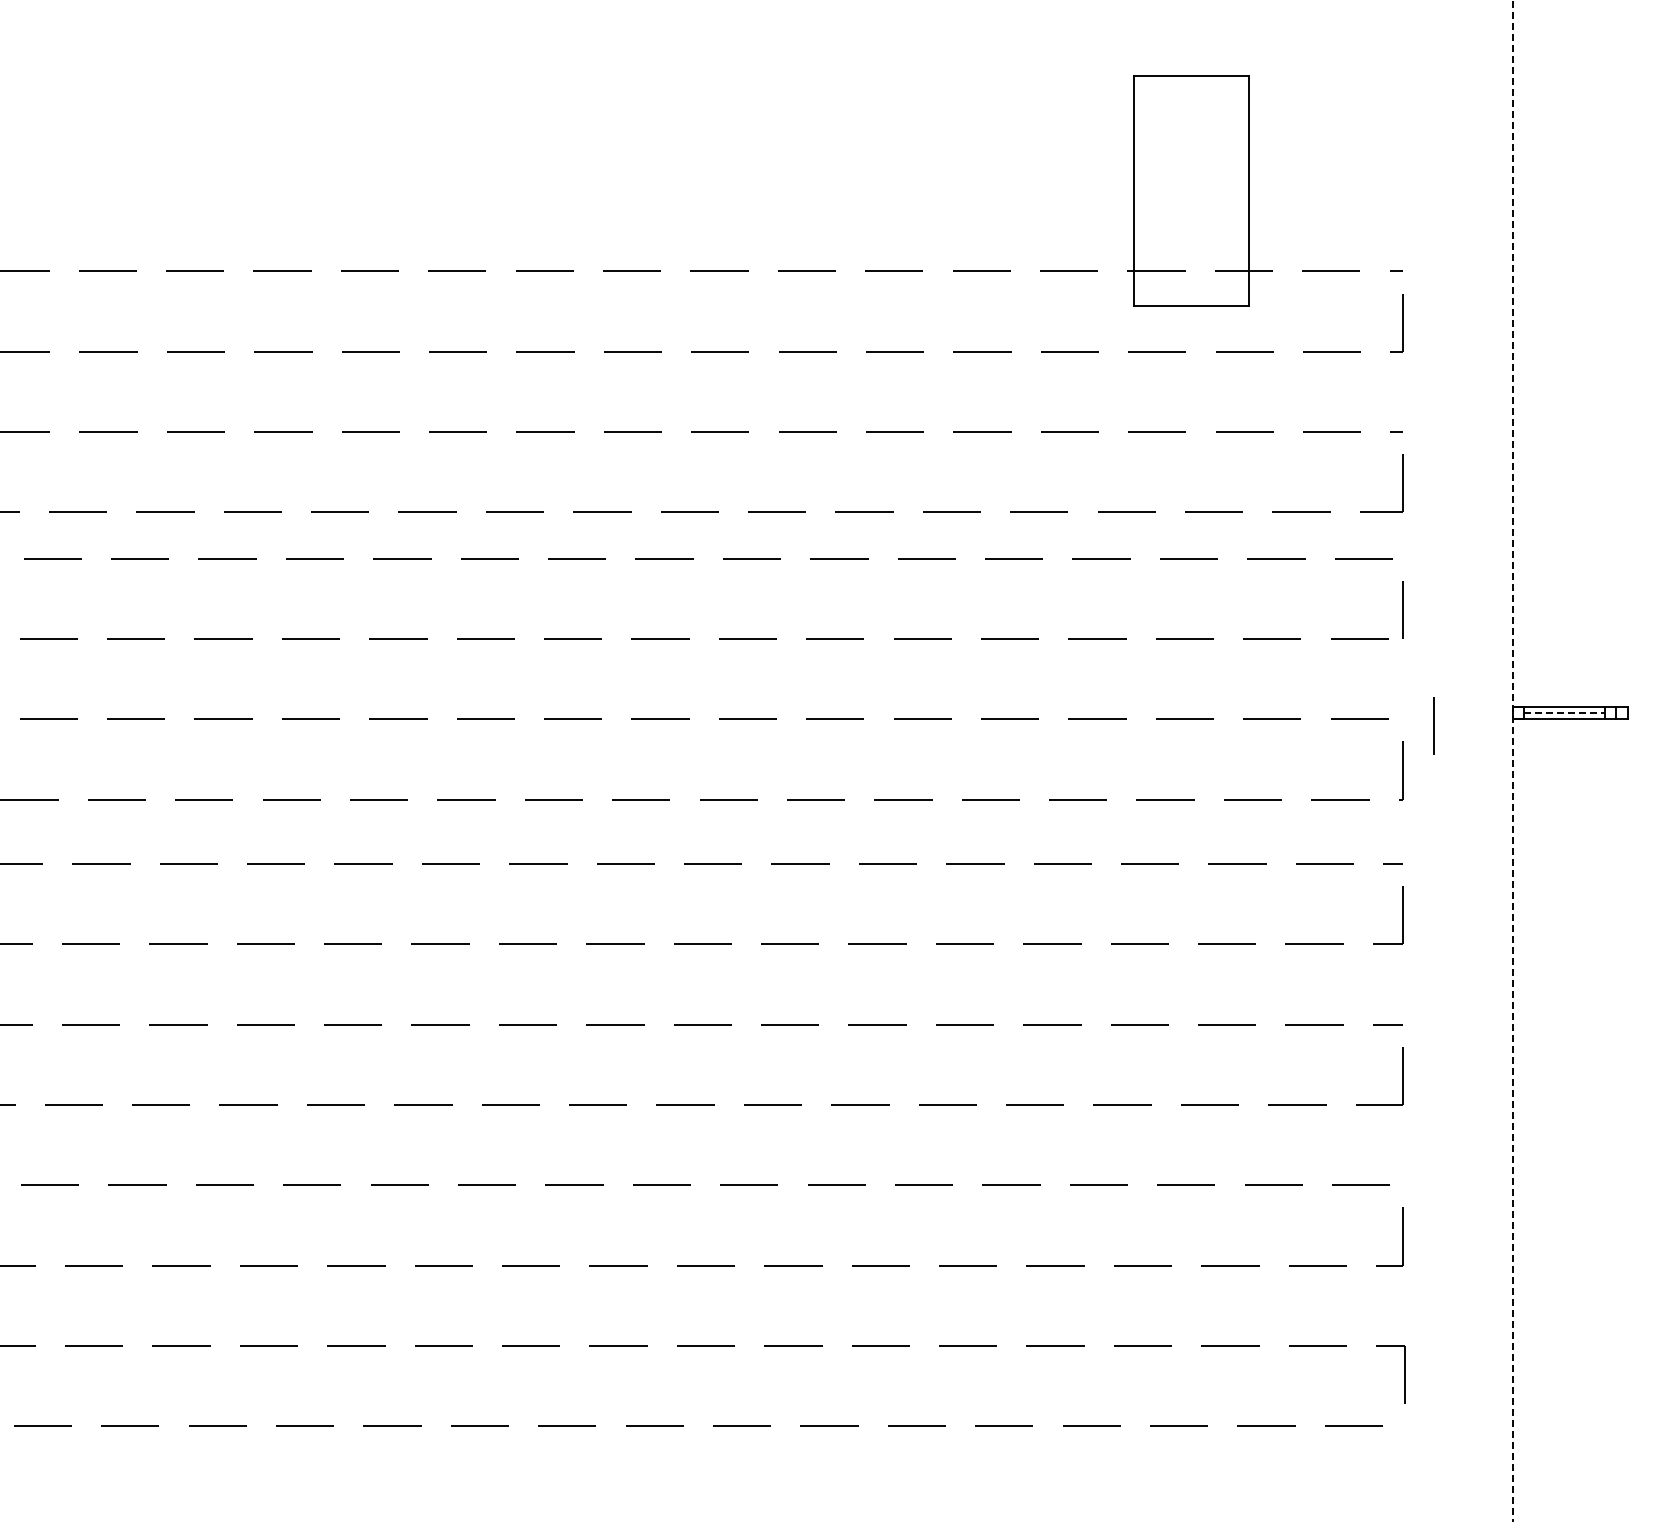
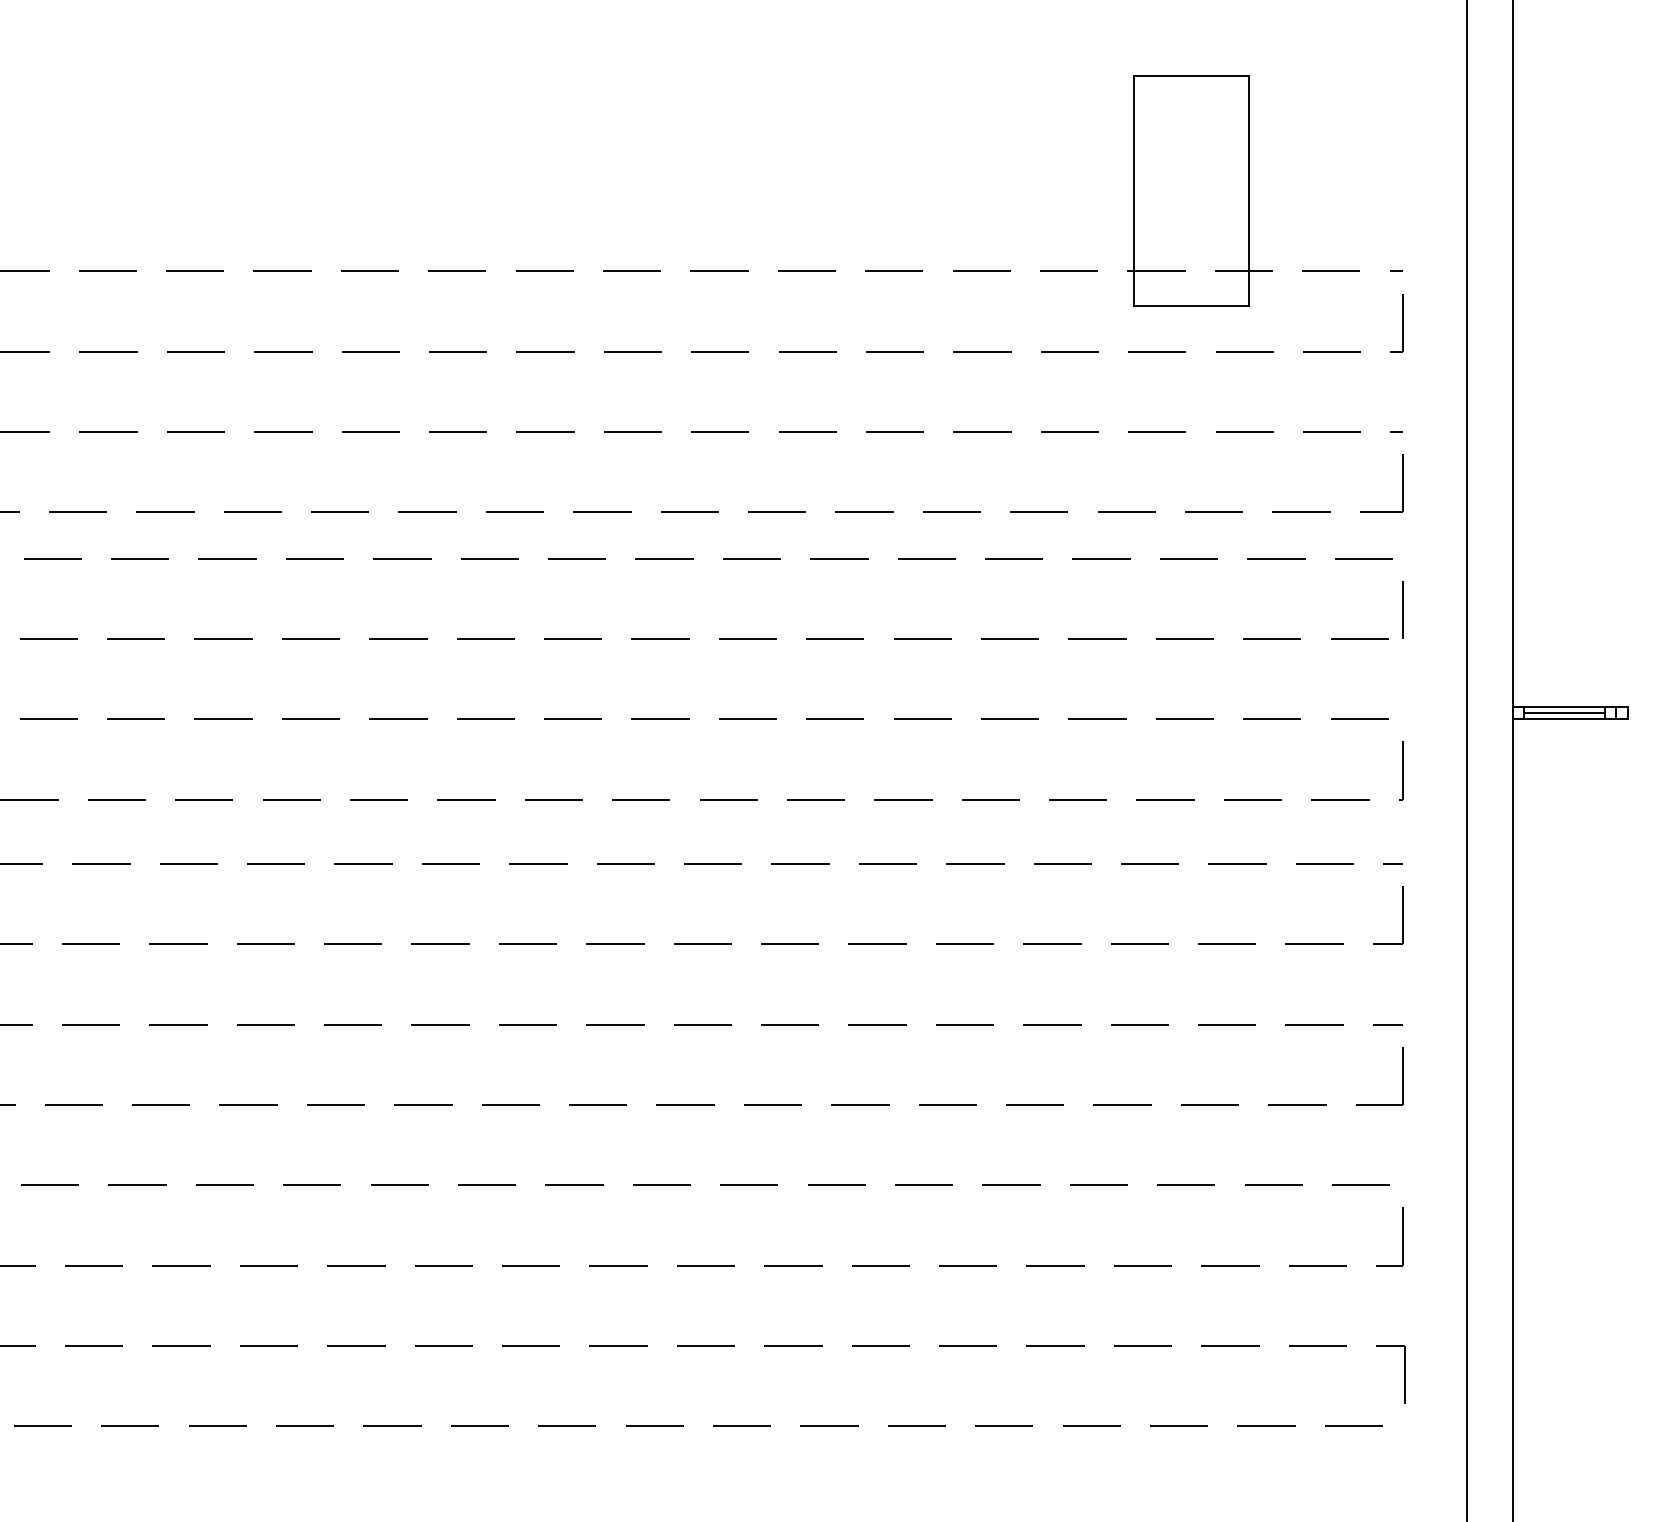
line: dashed -> solid (1565, 712)
line: present -> none (1433, 725)
line: none -> present (1467, 760)
line: dashed -> solid (1512, 760)
